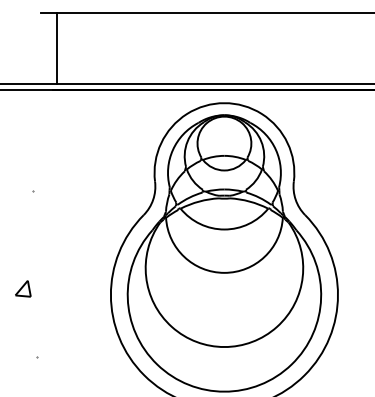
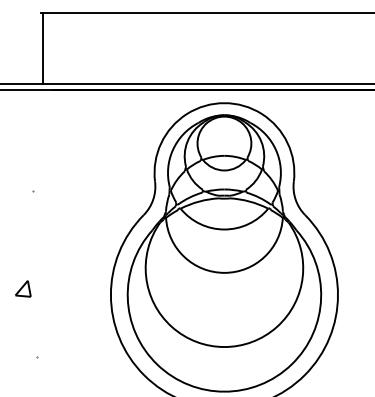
line position: (56, 48) -> (42, 48) (42, 48)
